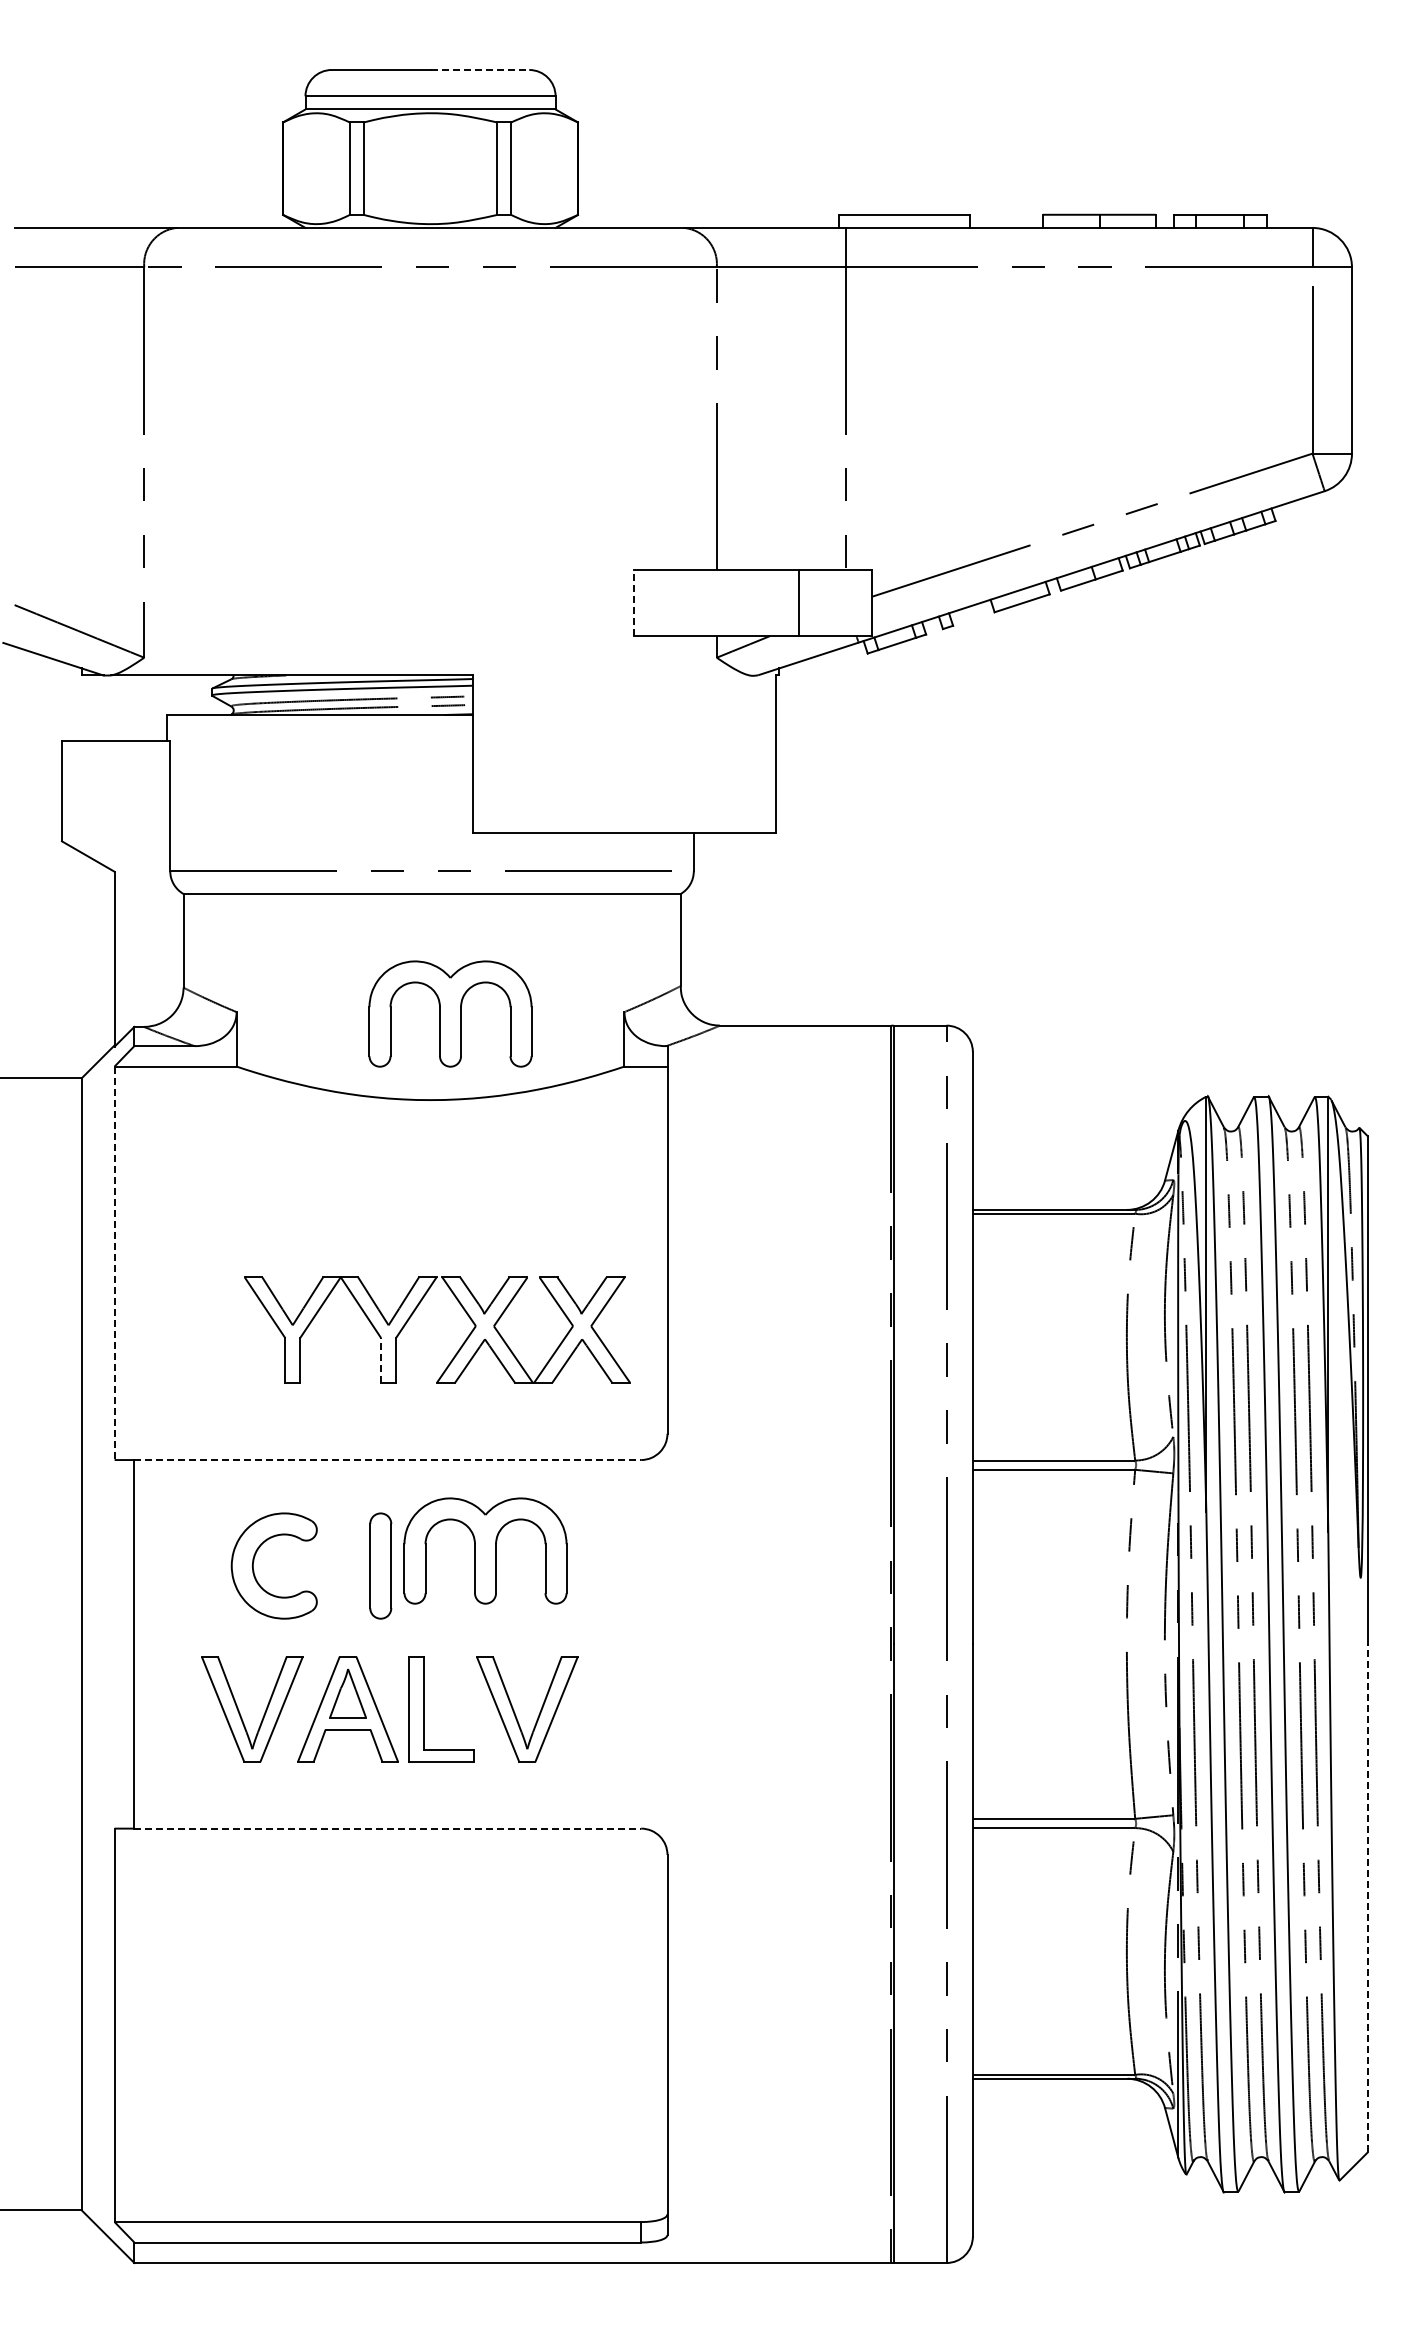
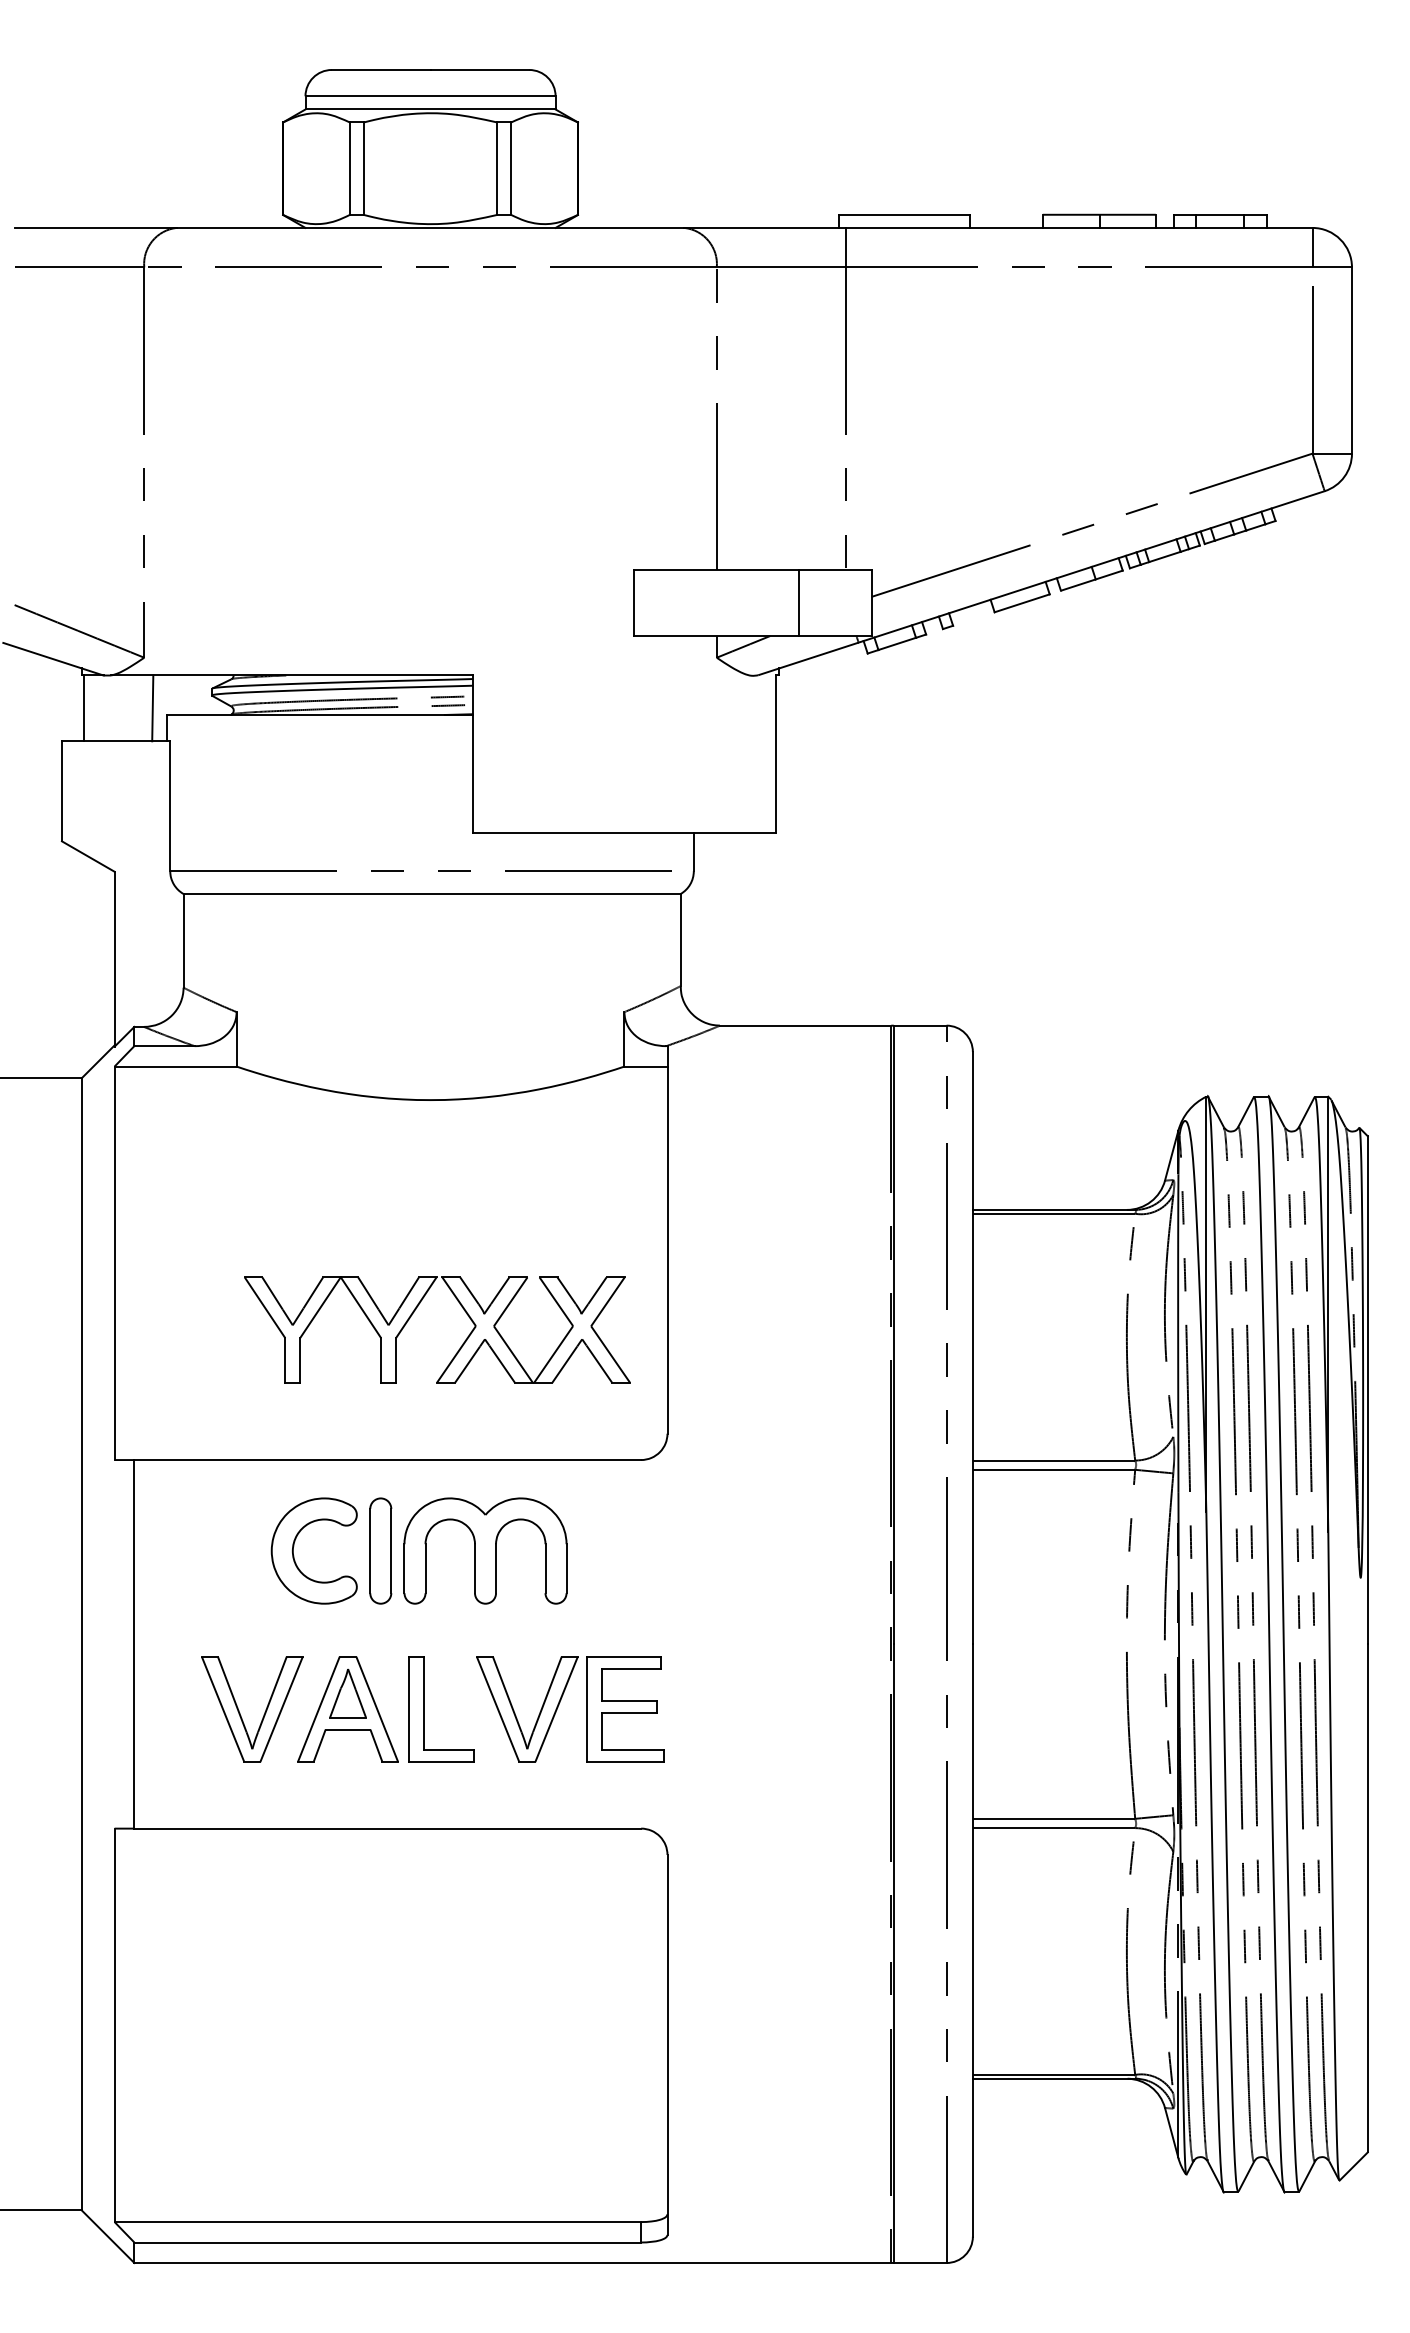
line: dashed -> solid (480, 69)
line: dashed -> solid (634, 603)
line: none -> present (84, 708)
line: none -> present (152, 708)
part: present -> none (450, 1013)
line: dashed -> solid (114, 1263)
line: dashed -> solid (381, 1359)
line: dashed -> solid (388, 1460)
part position: (254, 1561) -> (294, 1546) (294, 1546)
part position: (380, 1565) -> (380, 1550) (380, 1550)
part: none -> present (625, 1709)
line: dashed -> solid (388, 1828)
line: dashed -> solid (1367, 1897)
